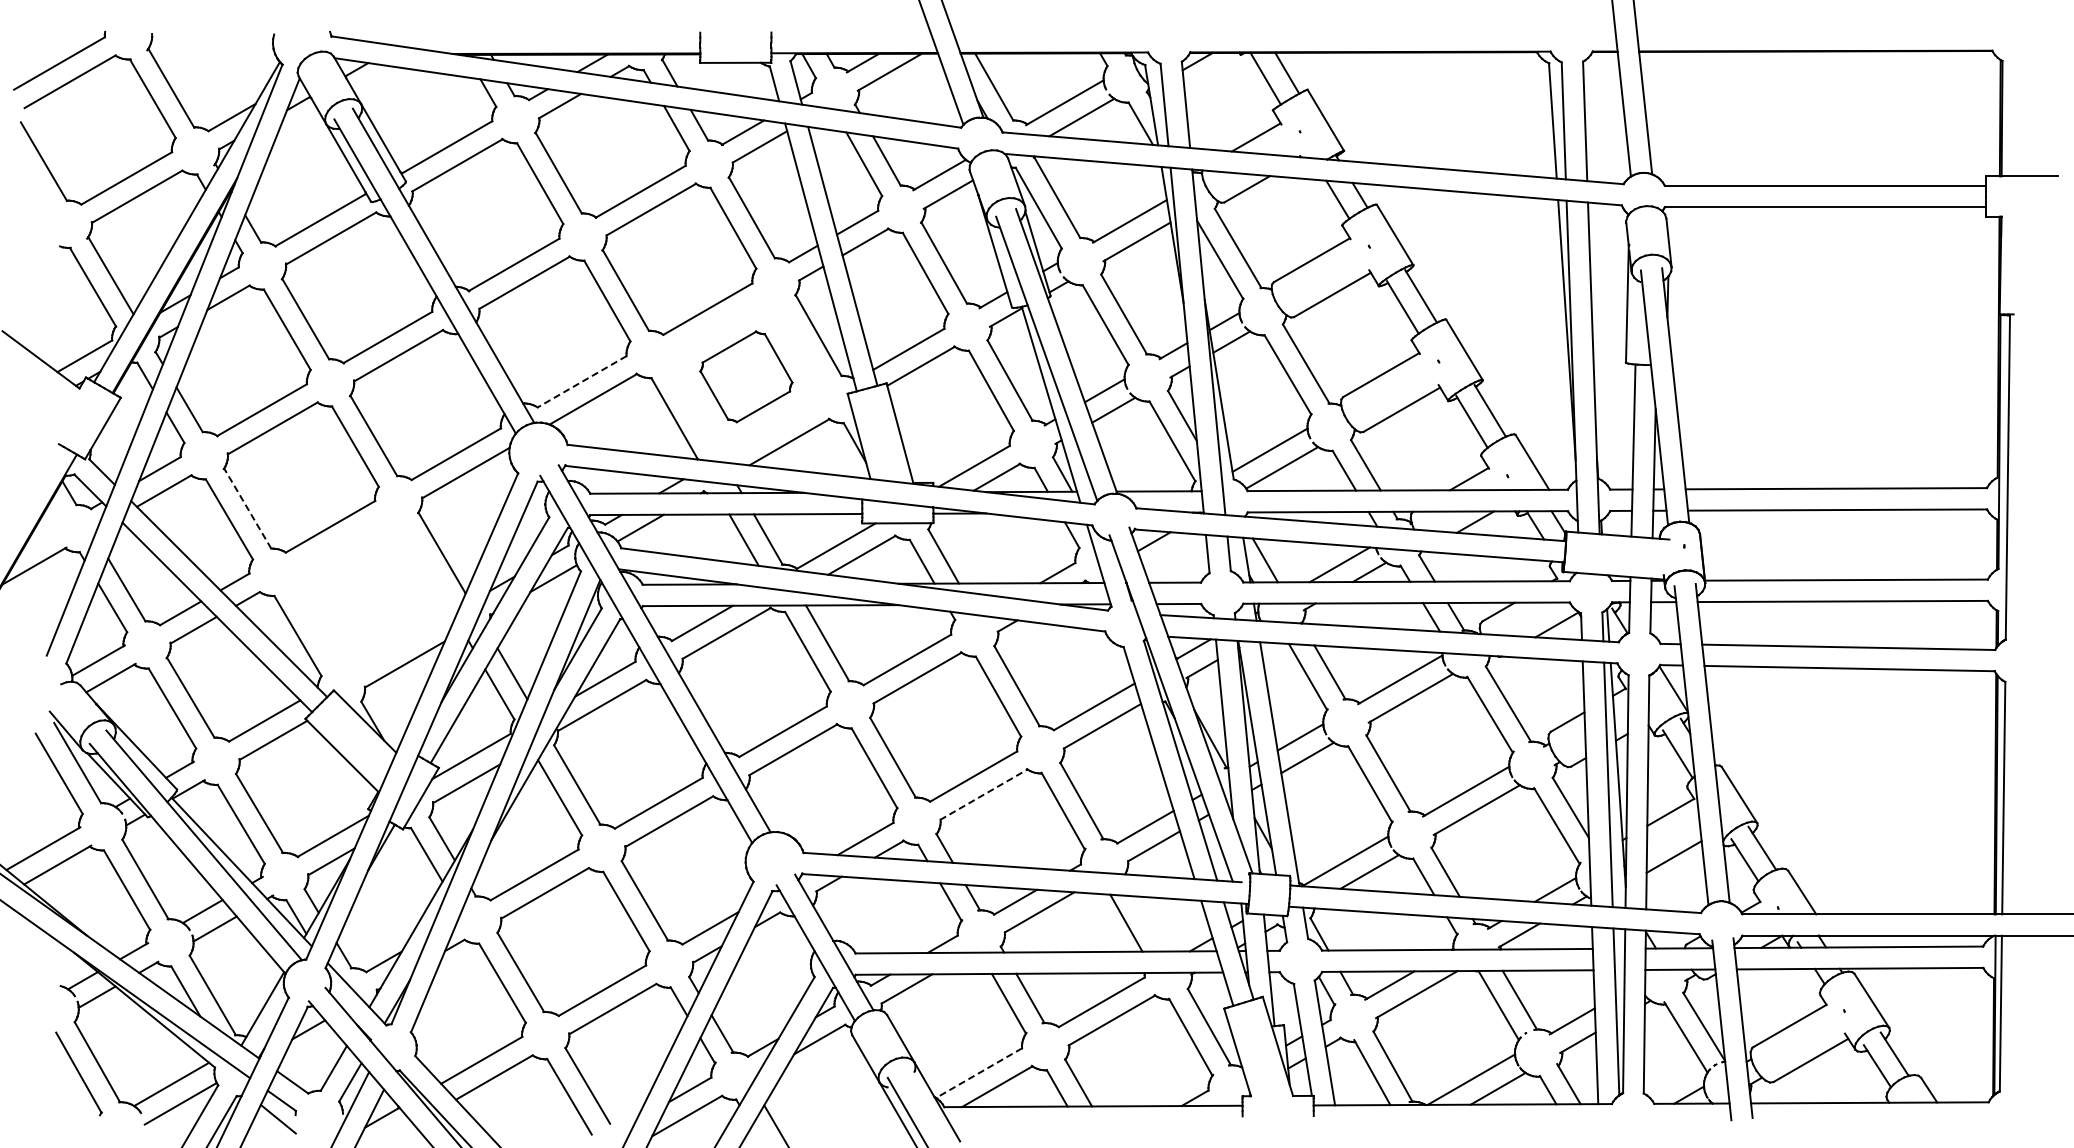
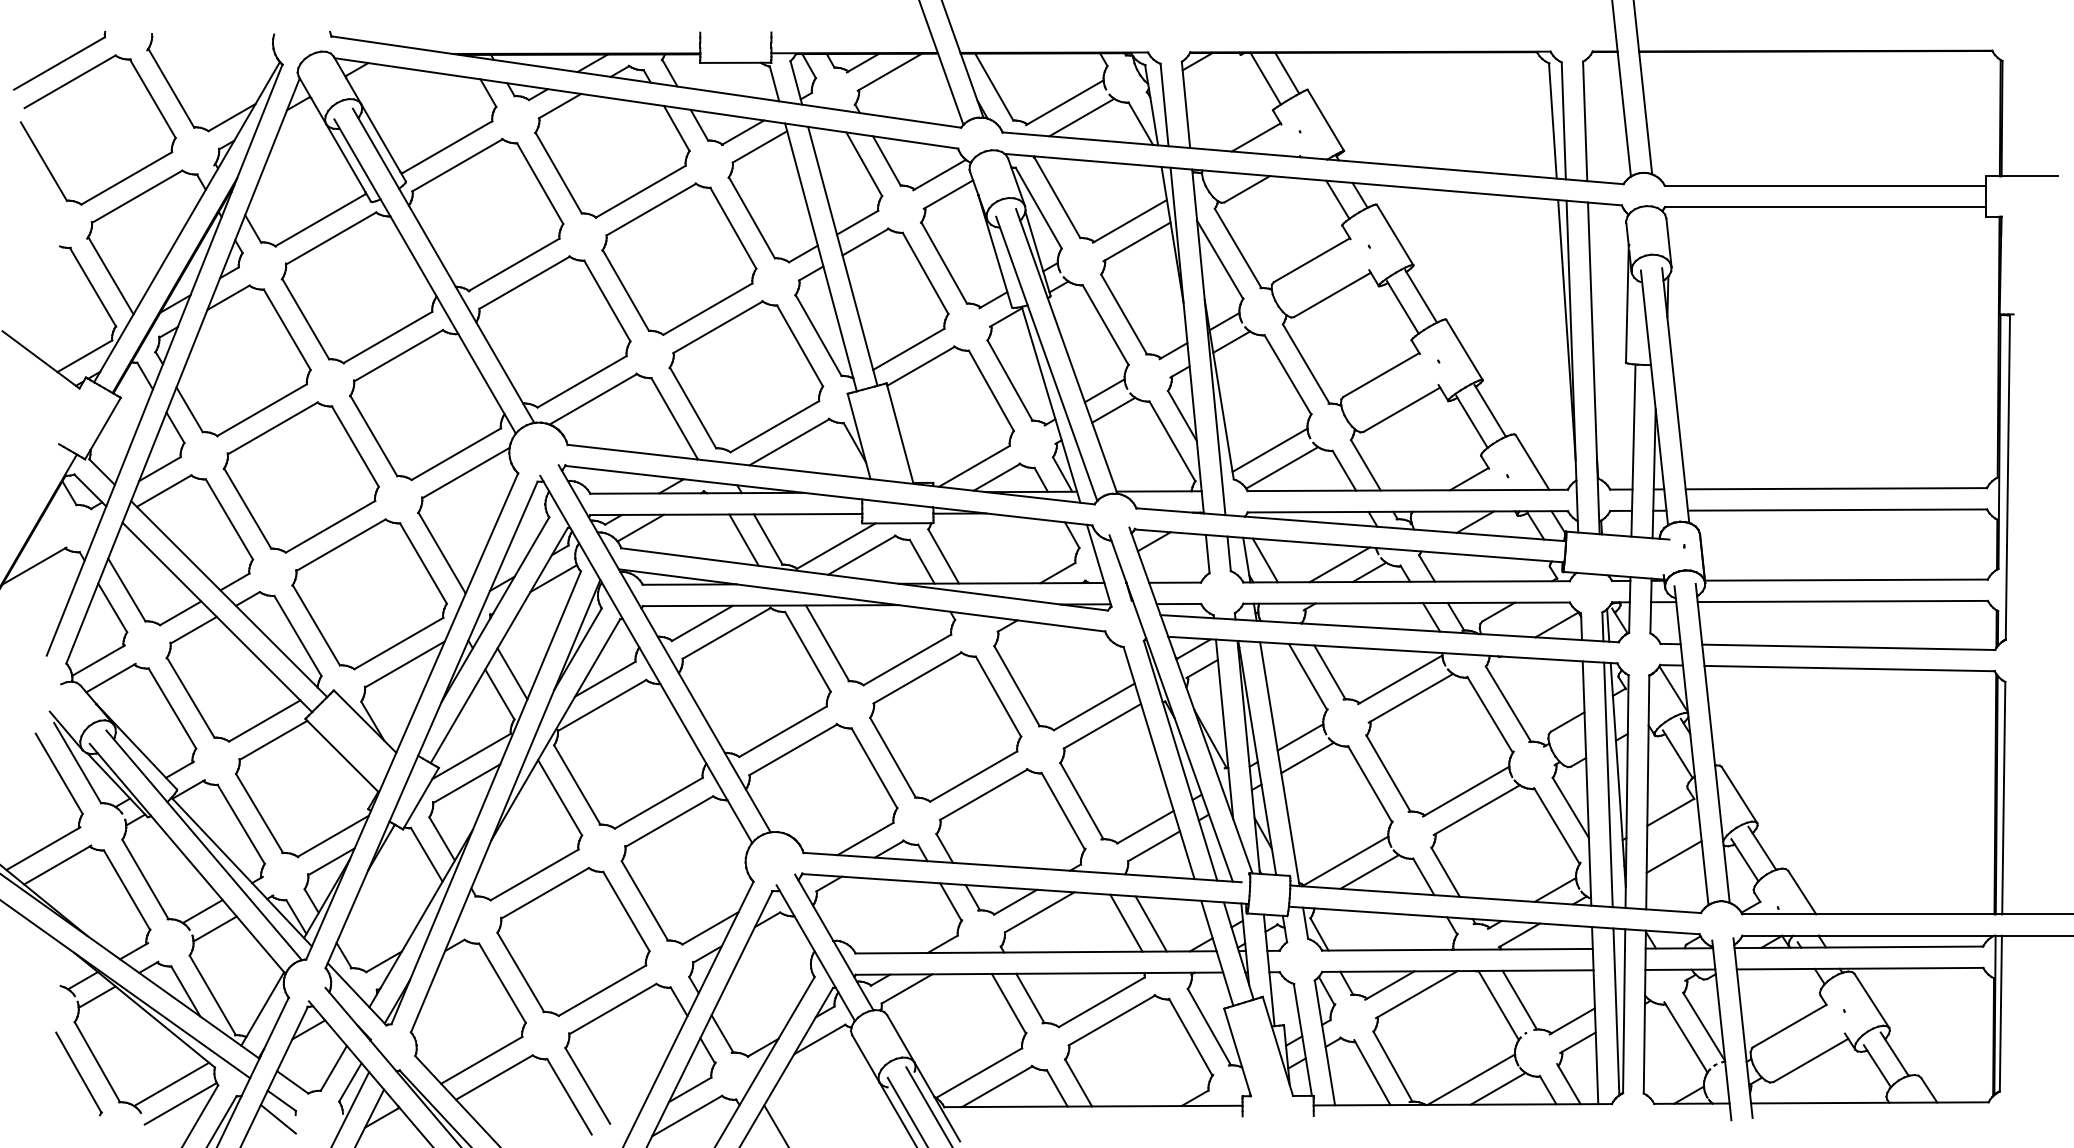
part size: 95x94 px -> 157x154 px (746, 376)
line: dashed -> solid (581, 382)
line: dashed -> solid (247, 508)
part: none -> present (369, 594)
line: dashed -> solid (983, 794)
line: none -> present (1150, 923)
line: dashed -> solid (979, 1073)
line: none -> present (928, 1105)
